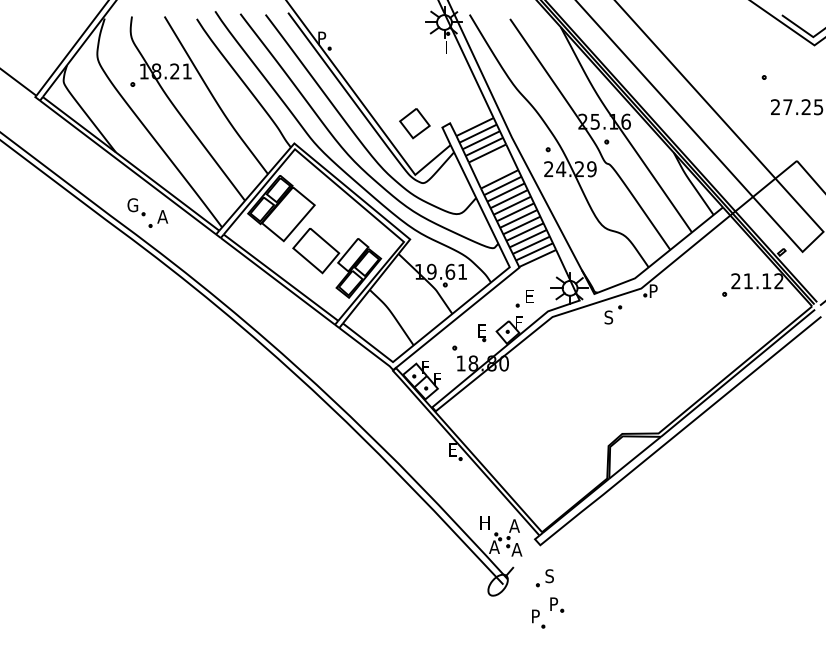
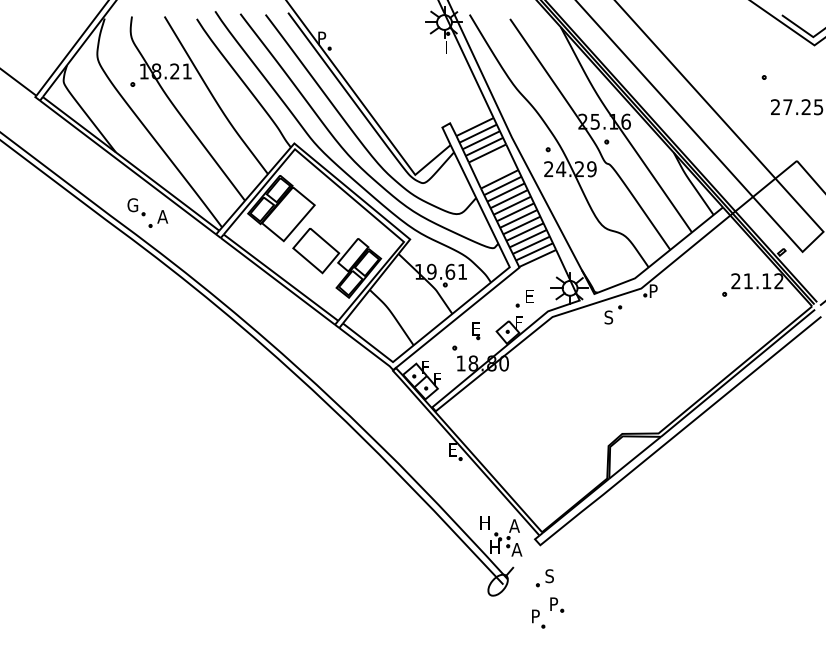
part: present -> none (414, 123)
part position: (482, 333) -> (476, 331) (476, 331)
text: A -> H (494, 546)
